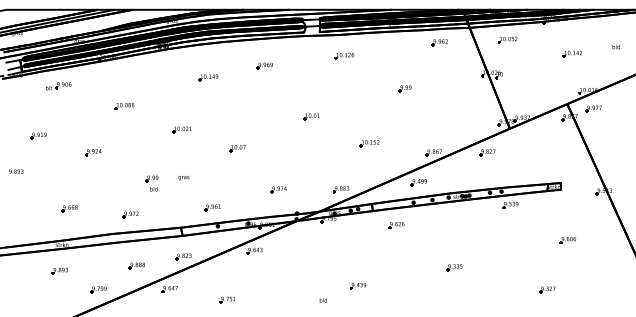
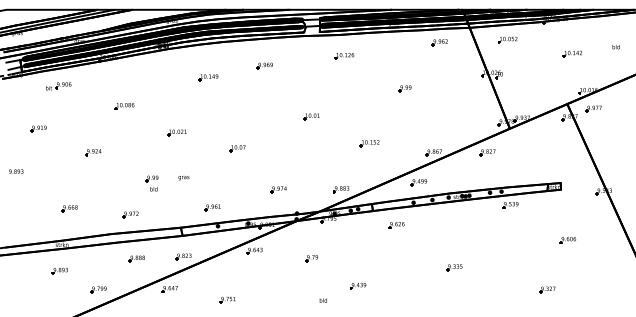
part position: (181, 129) -> (176, 132) (176, 132)
part position: (38, 135) -> (38, 128) (38, 128)
part: none -> present (311, 258)
part position: (136, 265) -> (136, 258) (136, 258)
